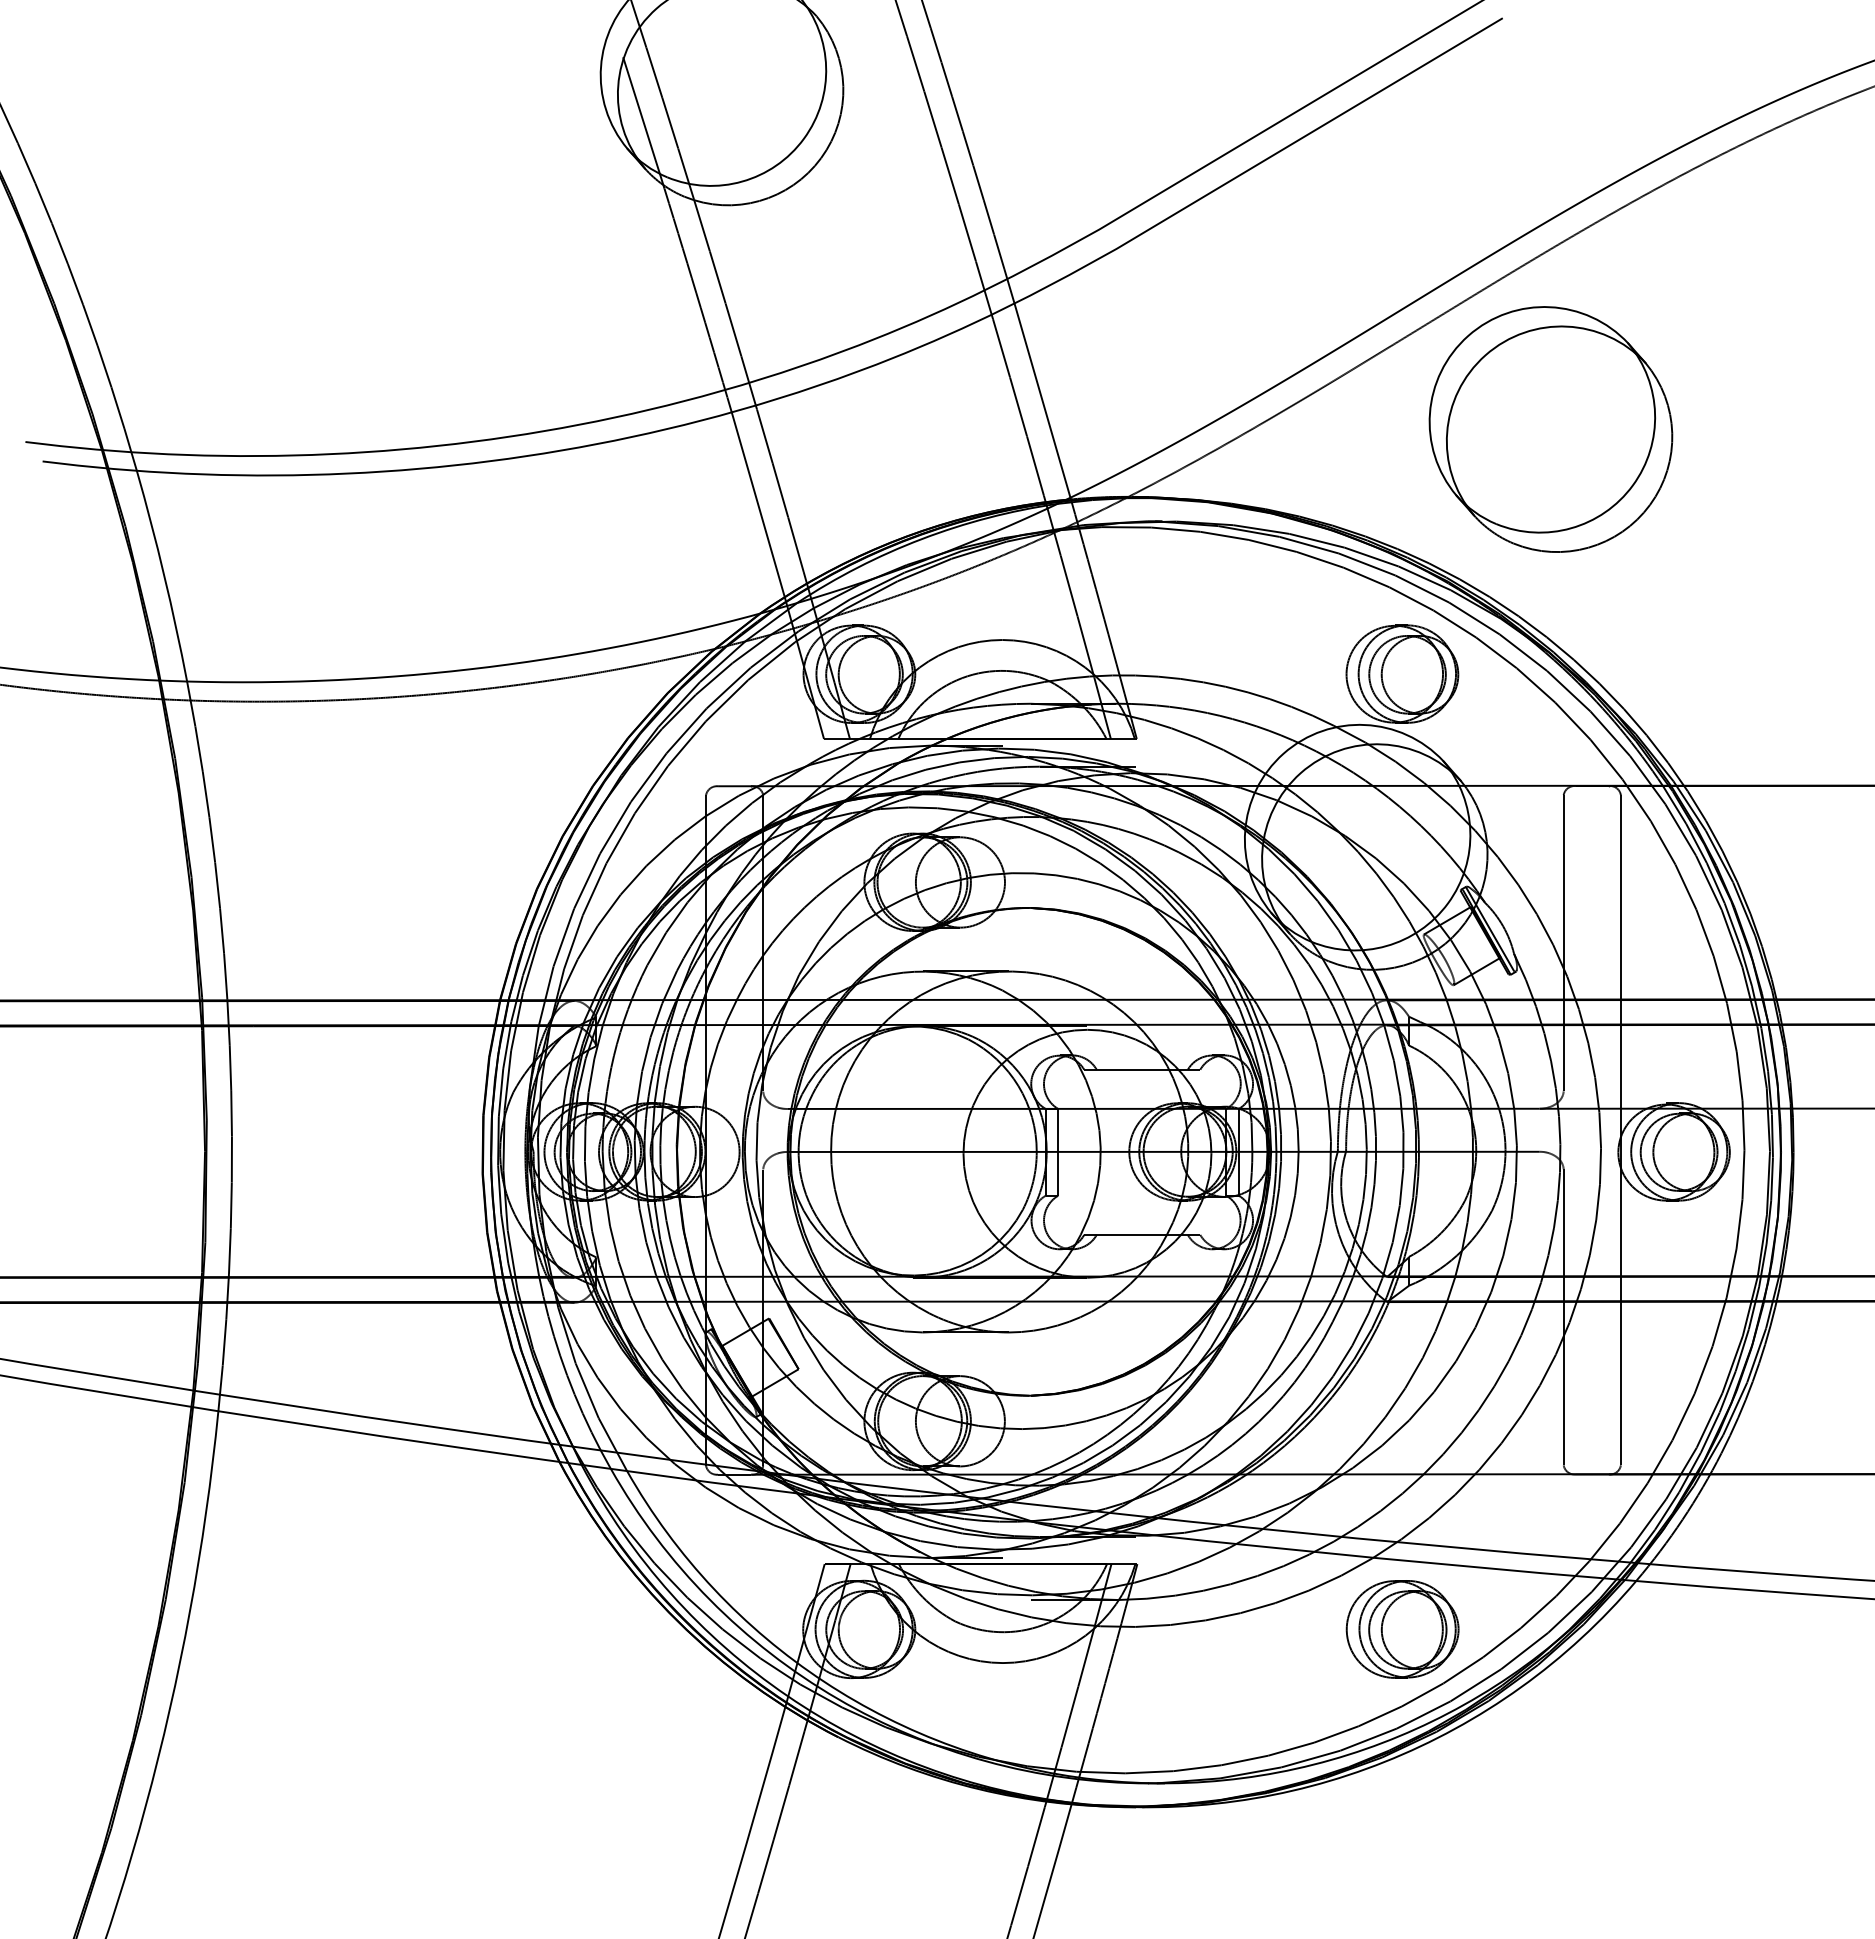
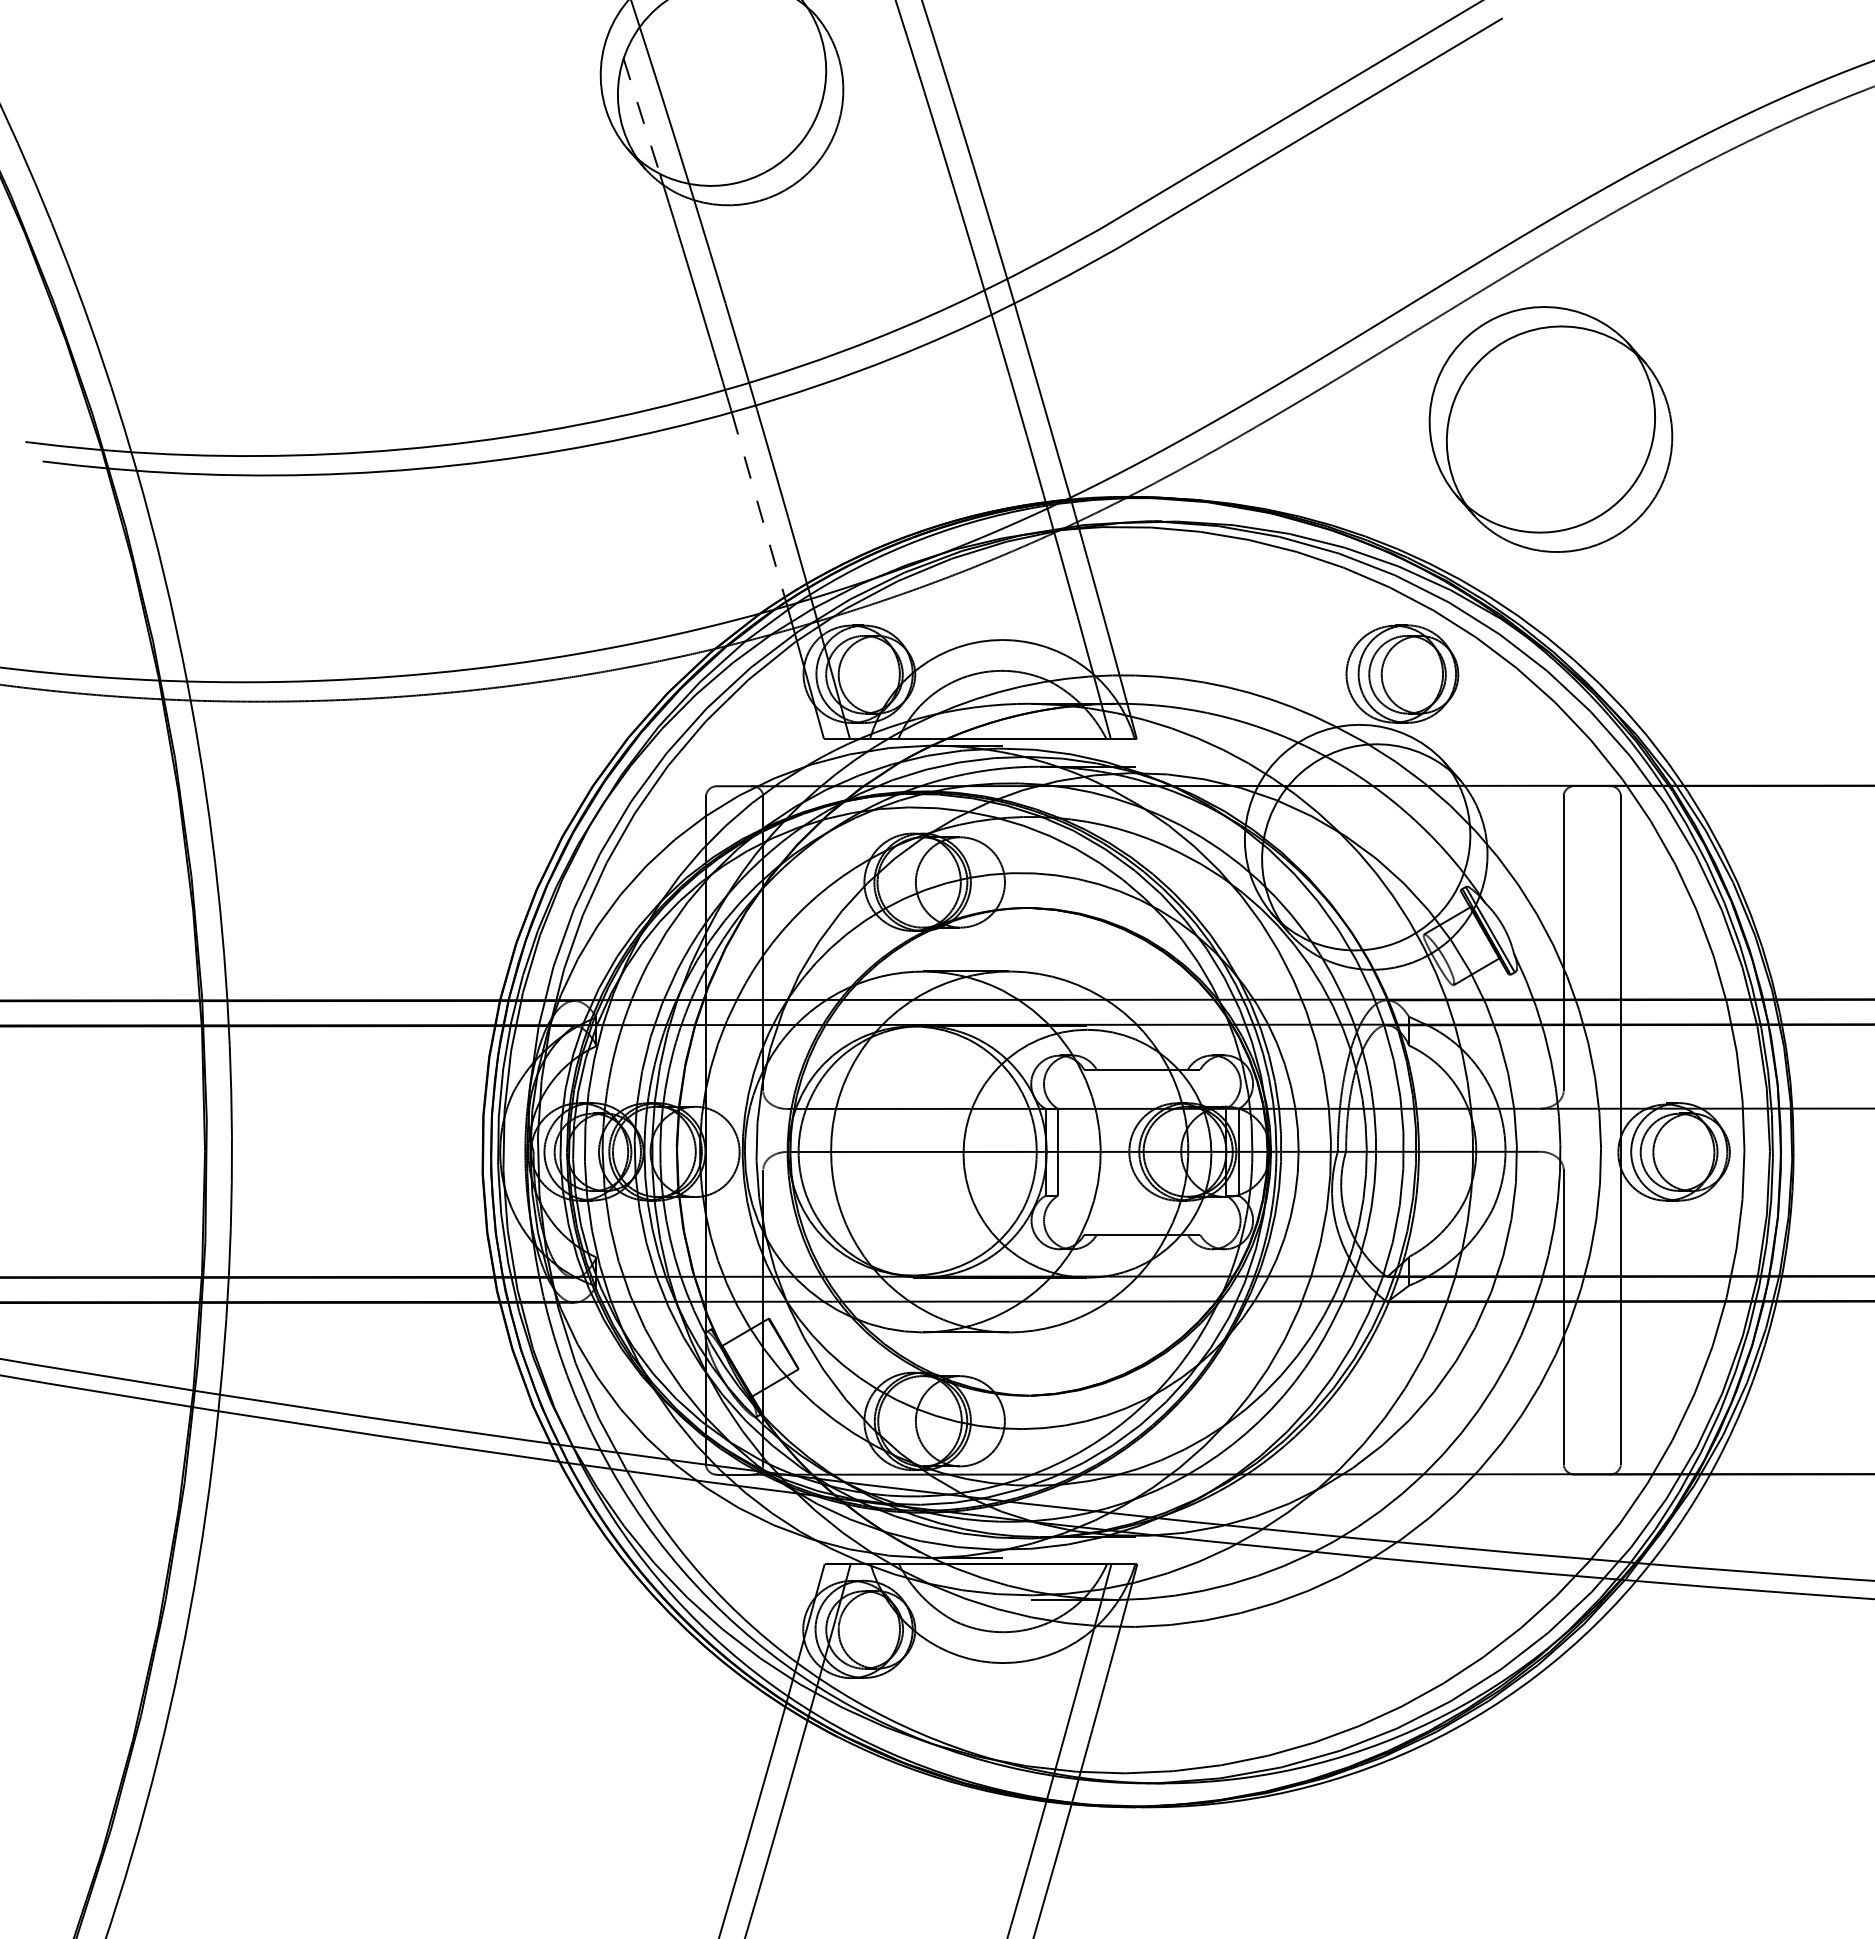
line: solid -> dashed (641, 116)
line: solid -> dashed (758, 505)
part: present -> none (1402, 1629)
